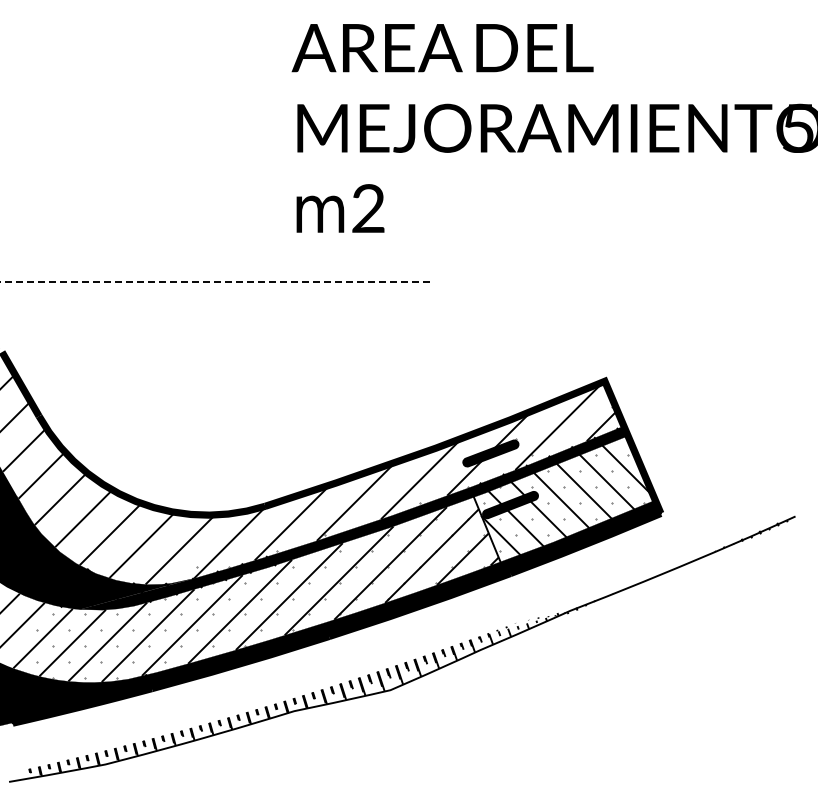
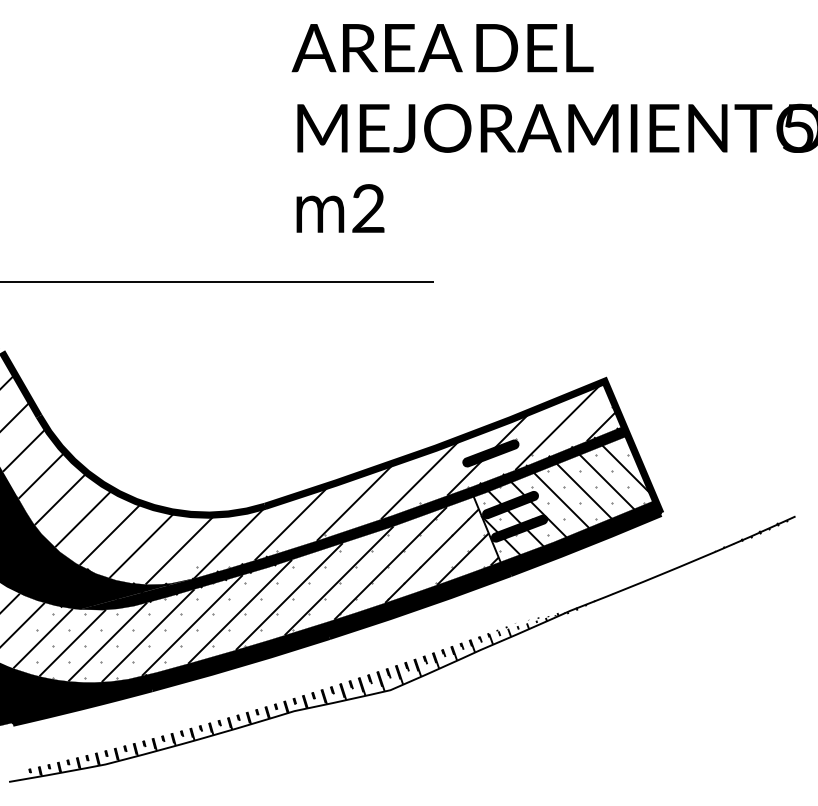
line: dashed -> solid (217, 281)
fill: none -> present (519, 528)
